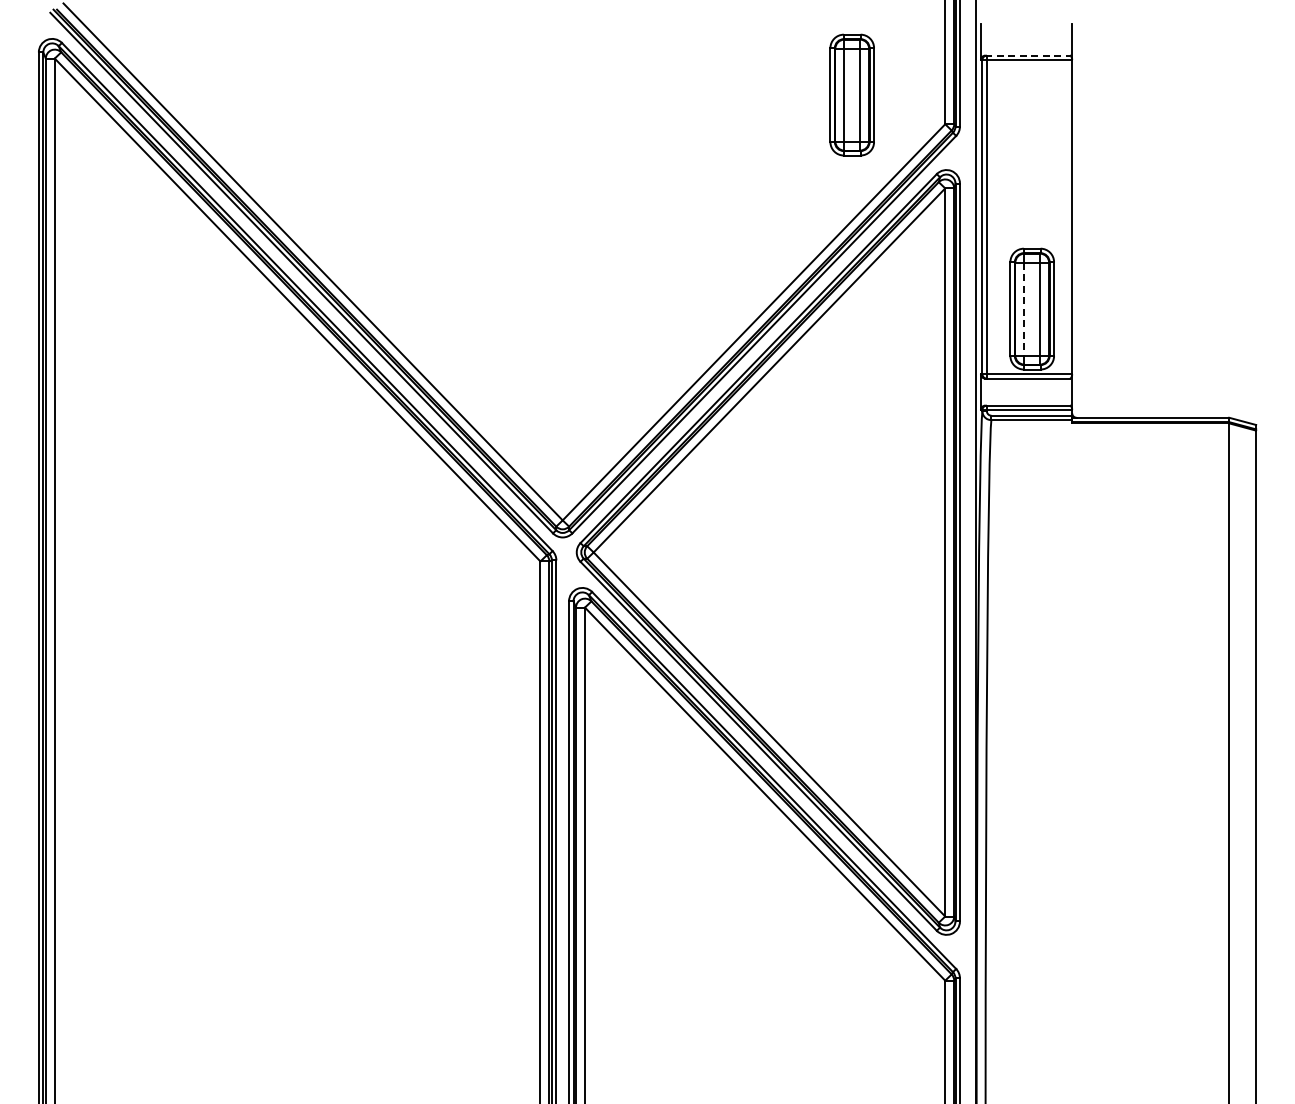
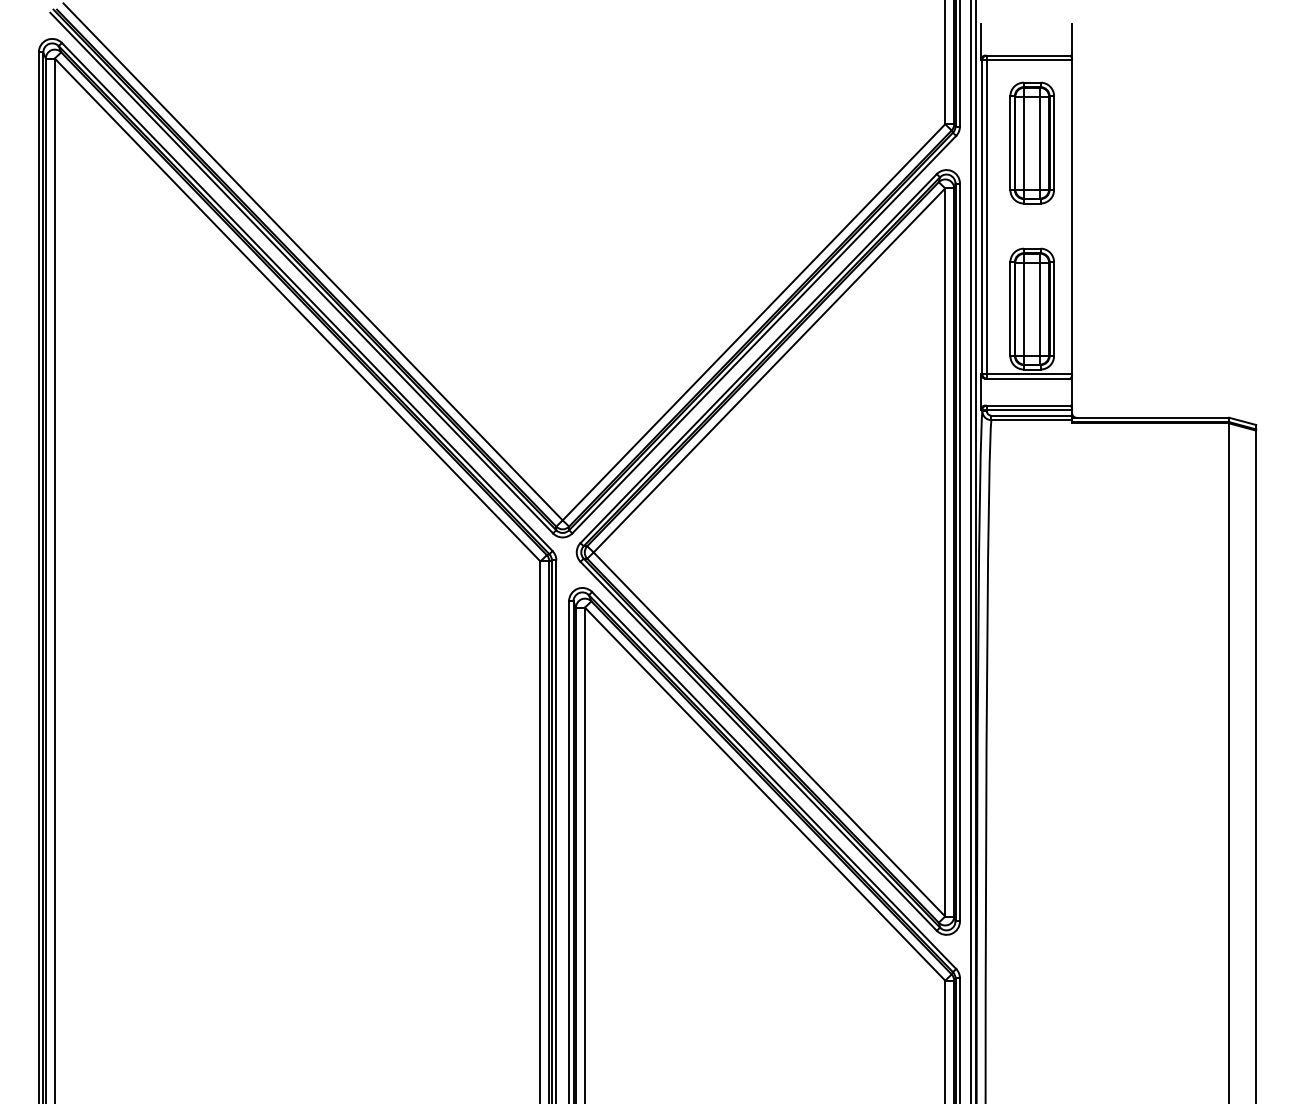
line: dashed -> solid (1028, 55)
part position: (851, 94) -> (1031, 142) (1031, 142)
line: dashed -> solid (1024, 309)
line: none -> present (971, 551)
